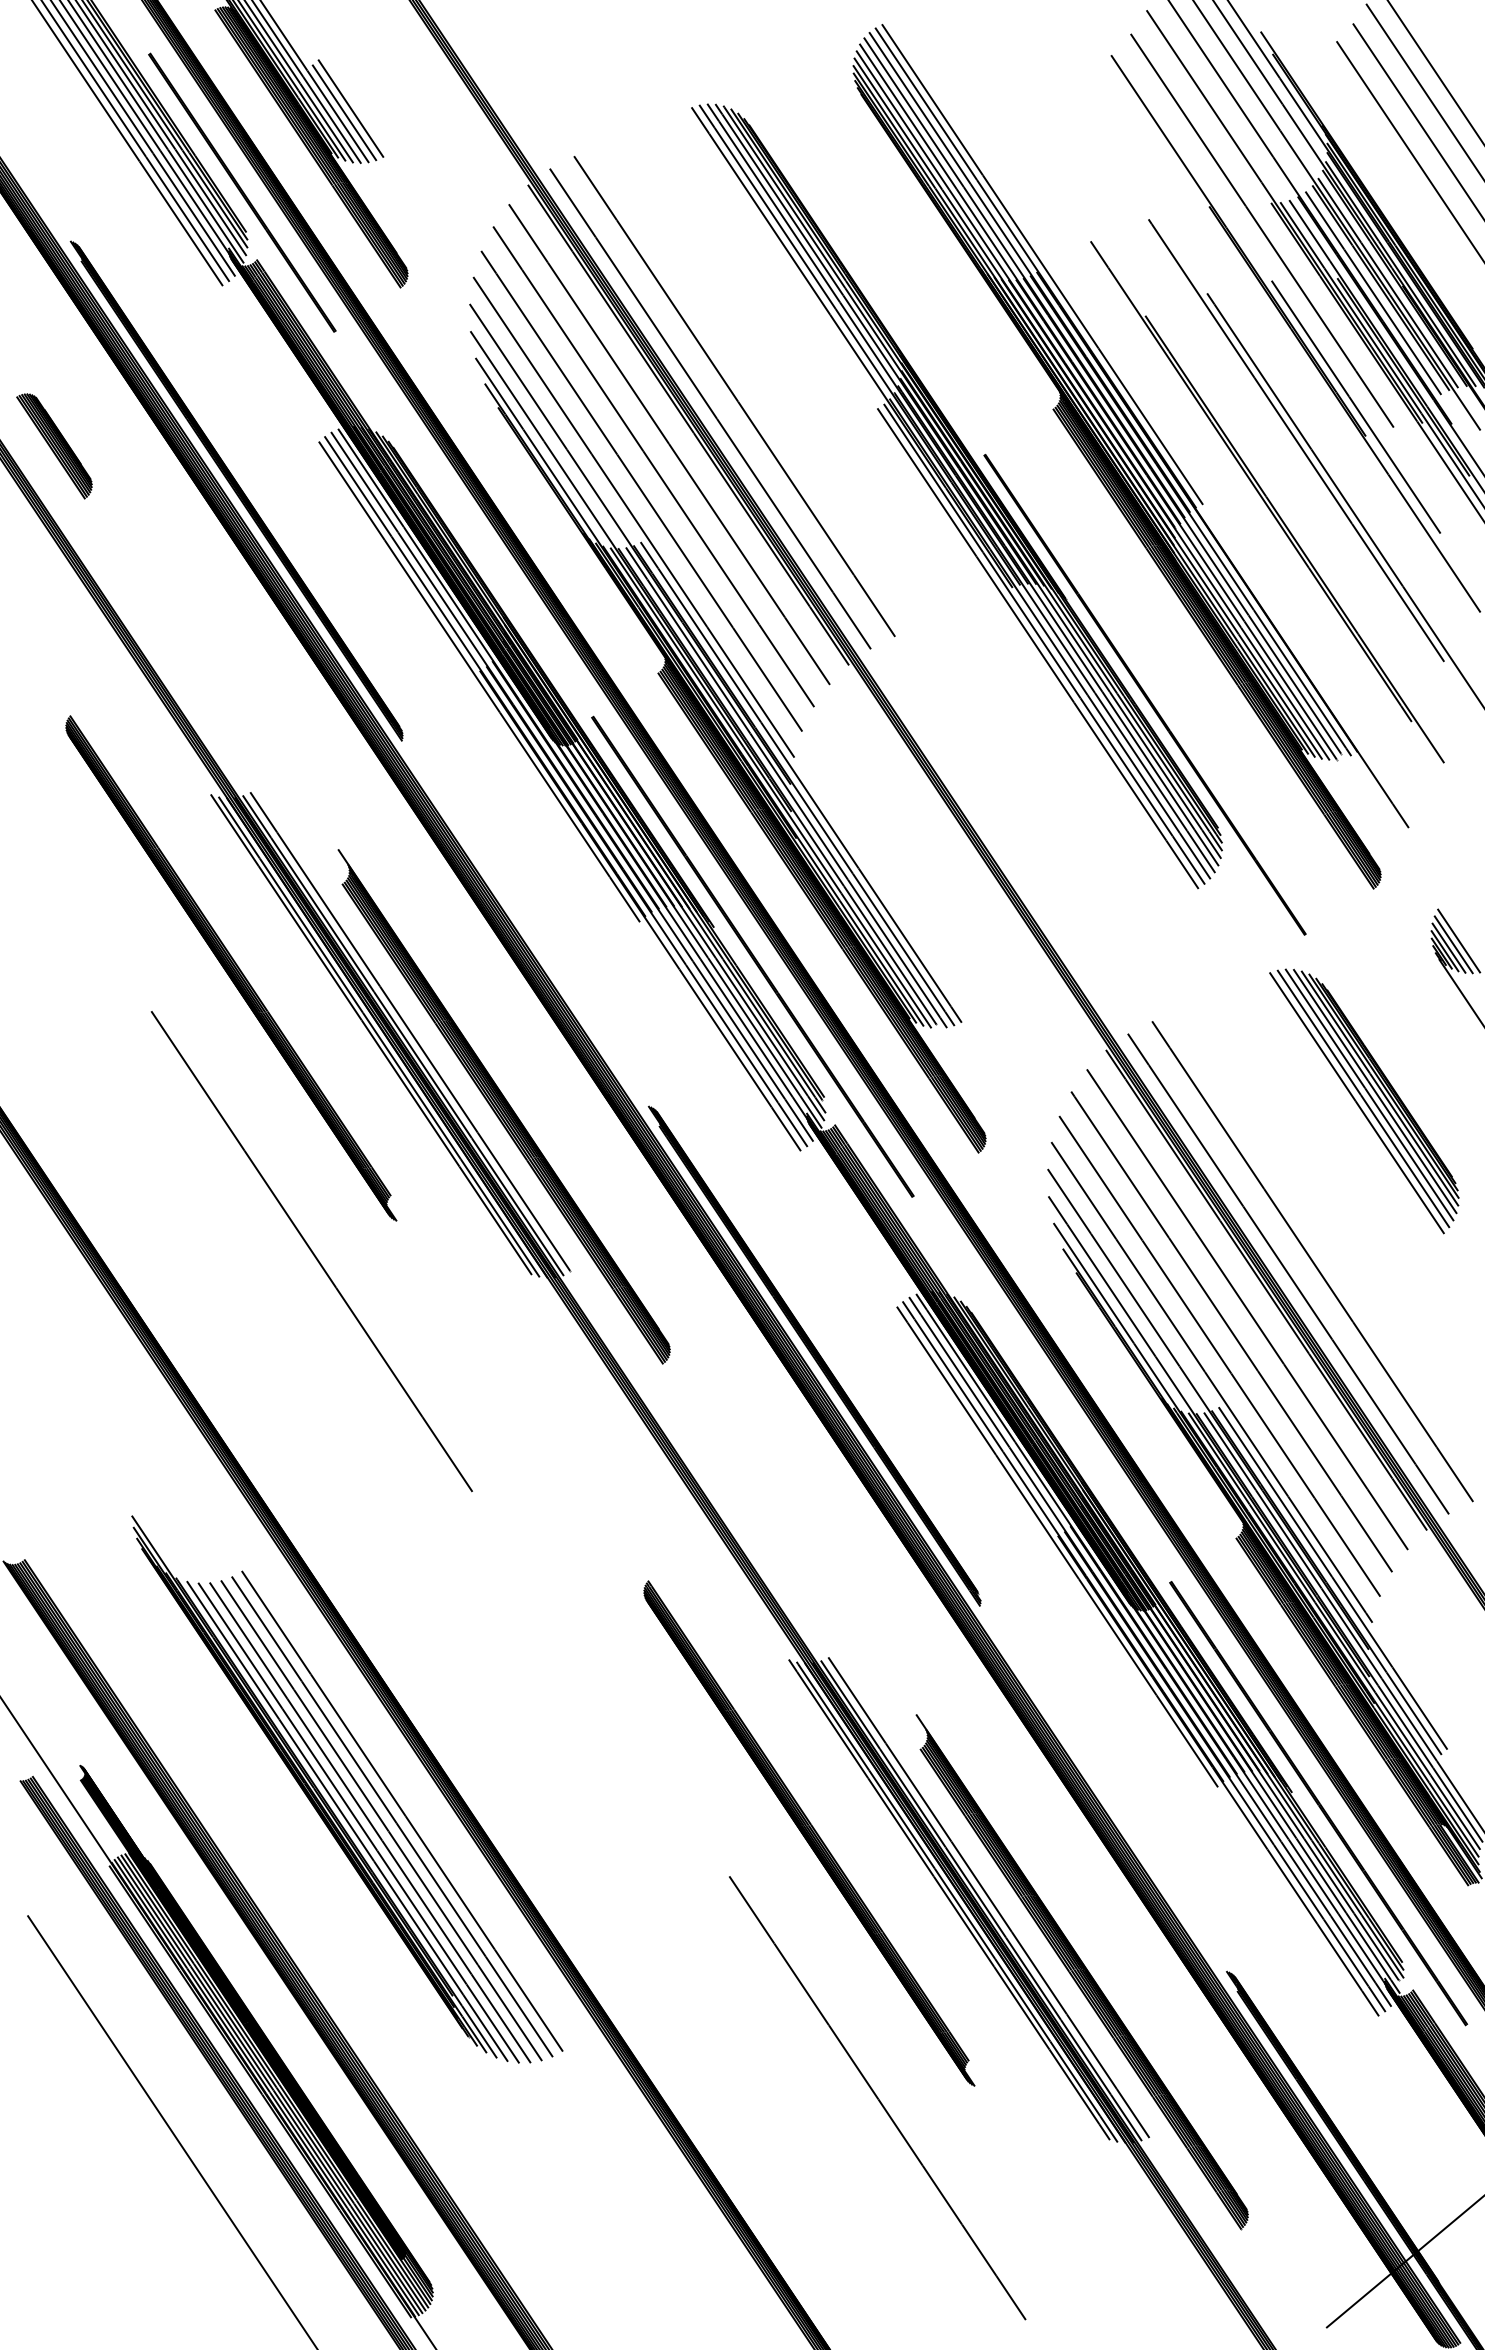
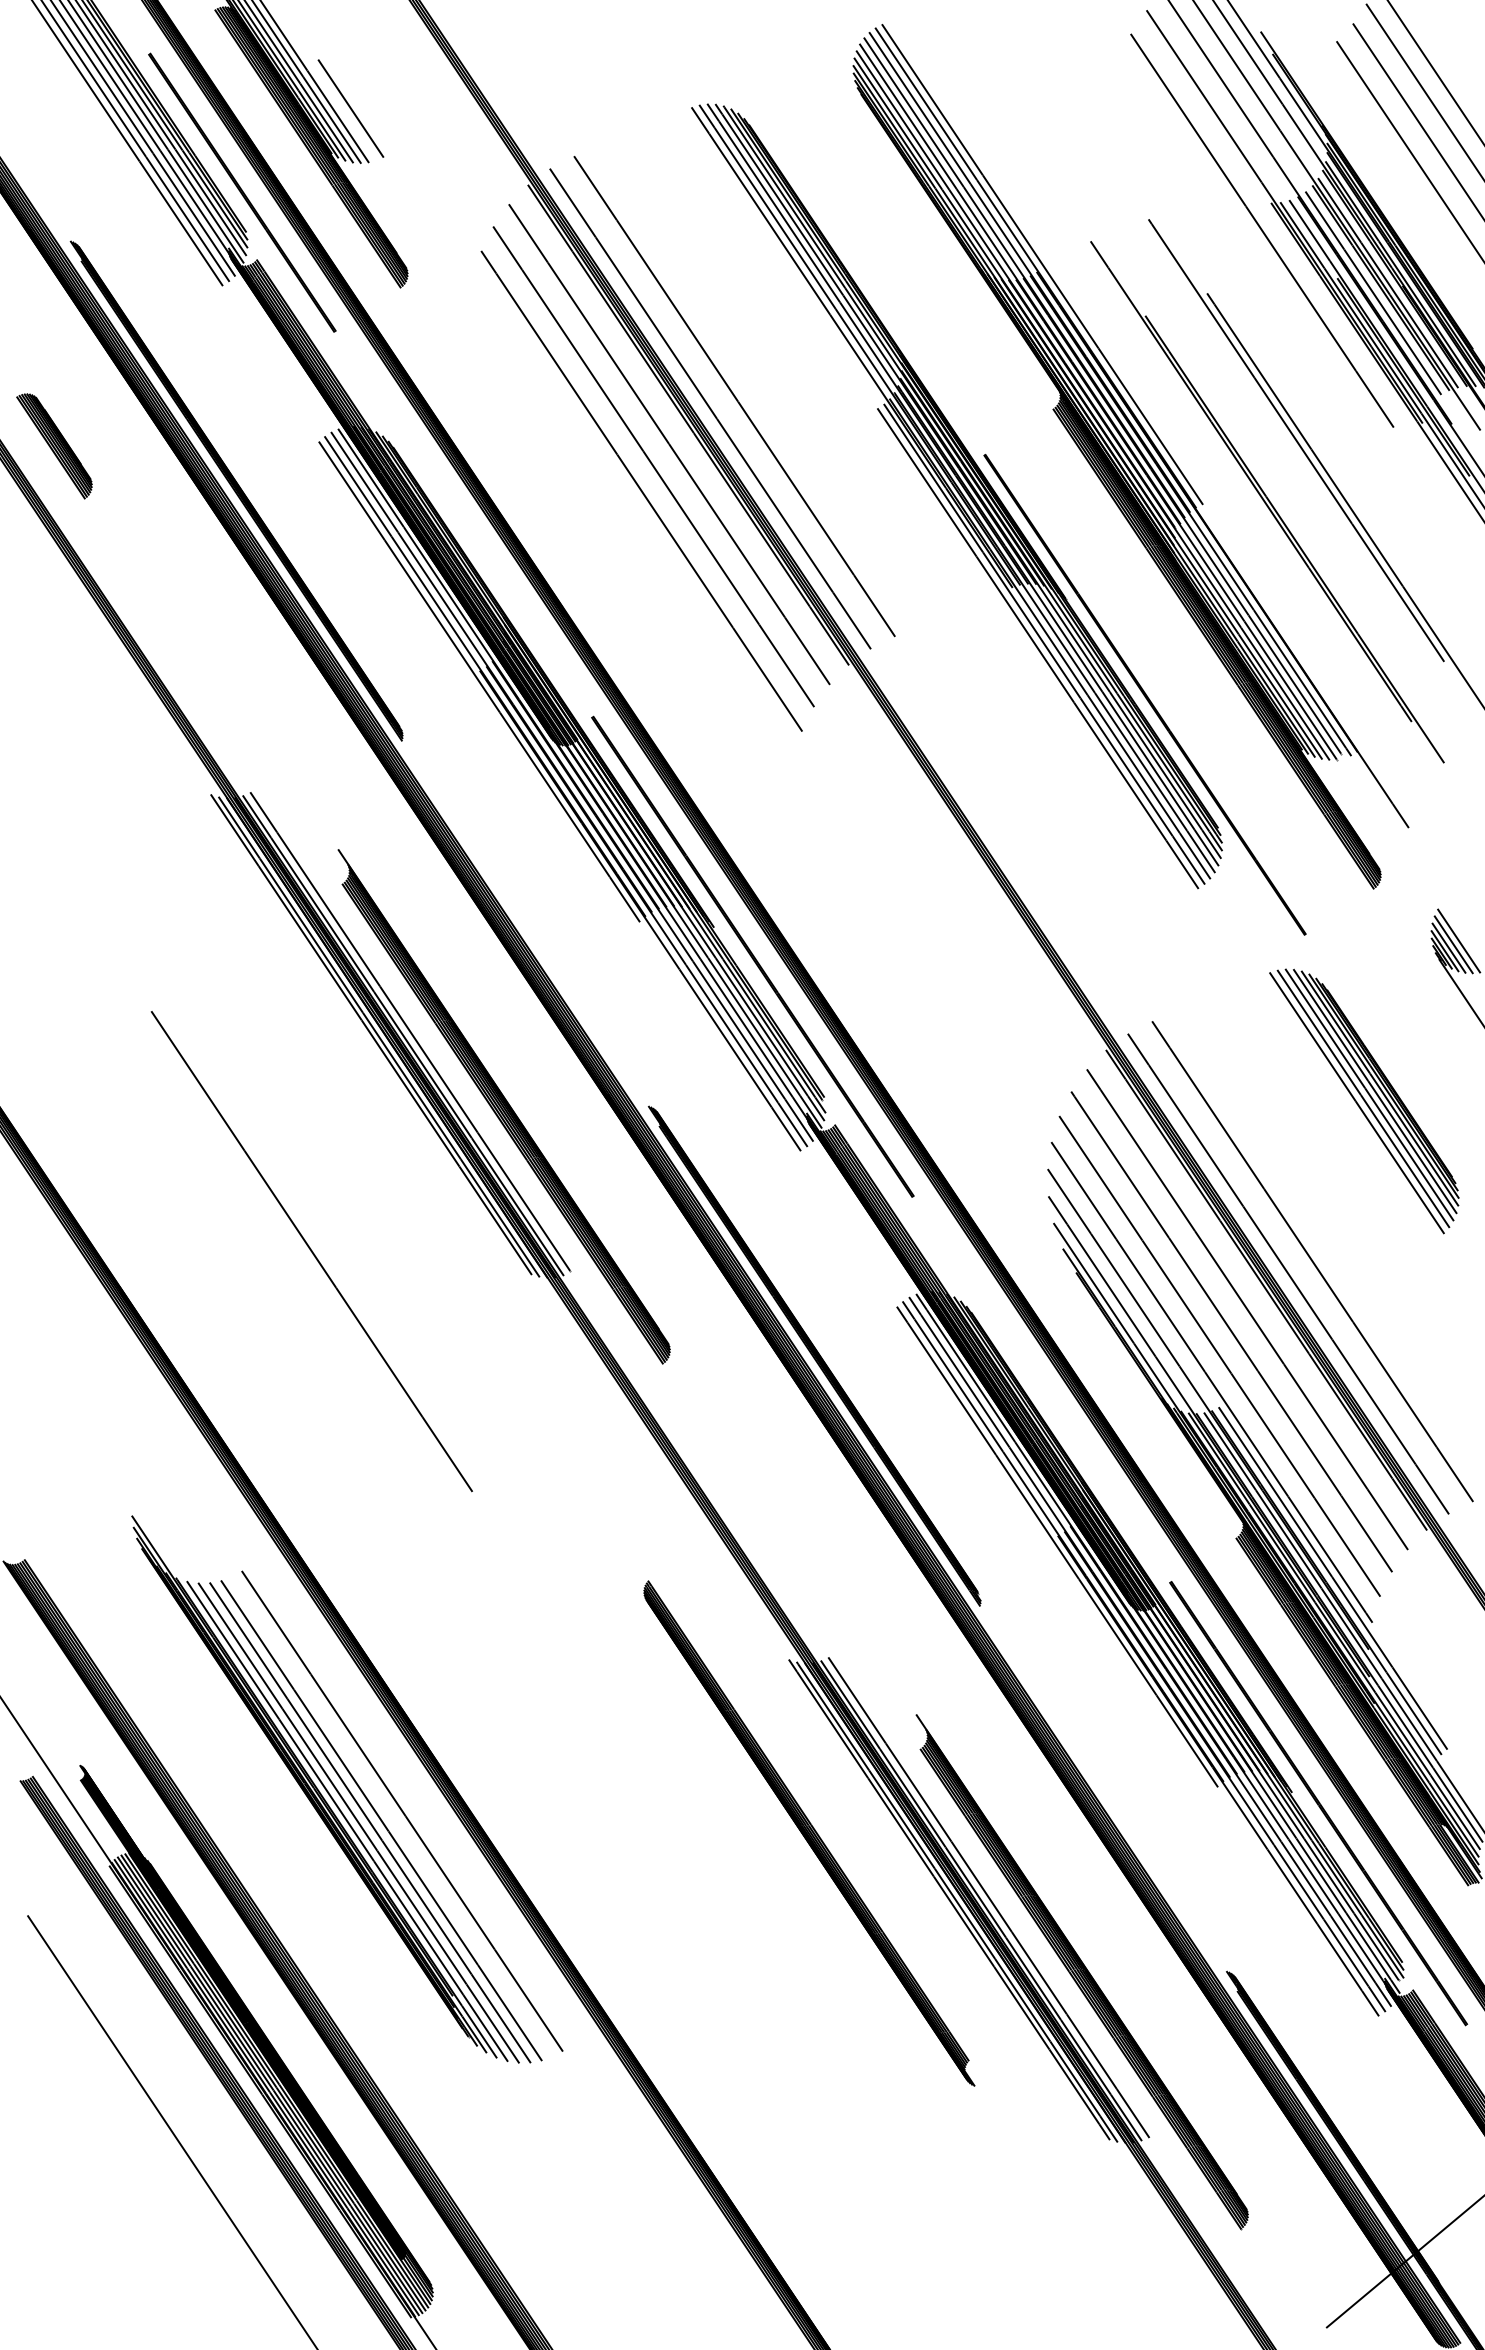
line: present -> none (344, 112)
part: present -> none (1295, 333)
part: present -> none (727, 714)
part: present -> none (231, 968)
line: present -> none (392, 1816)
line: present -> none (877, 2098)
